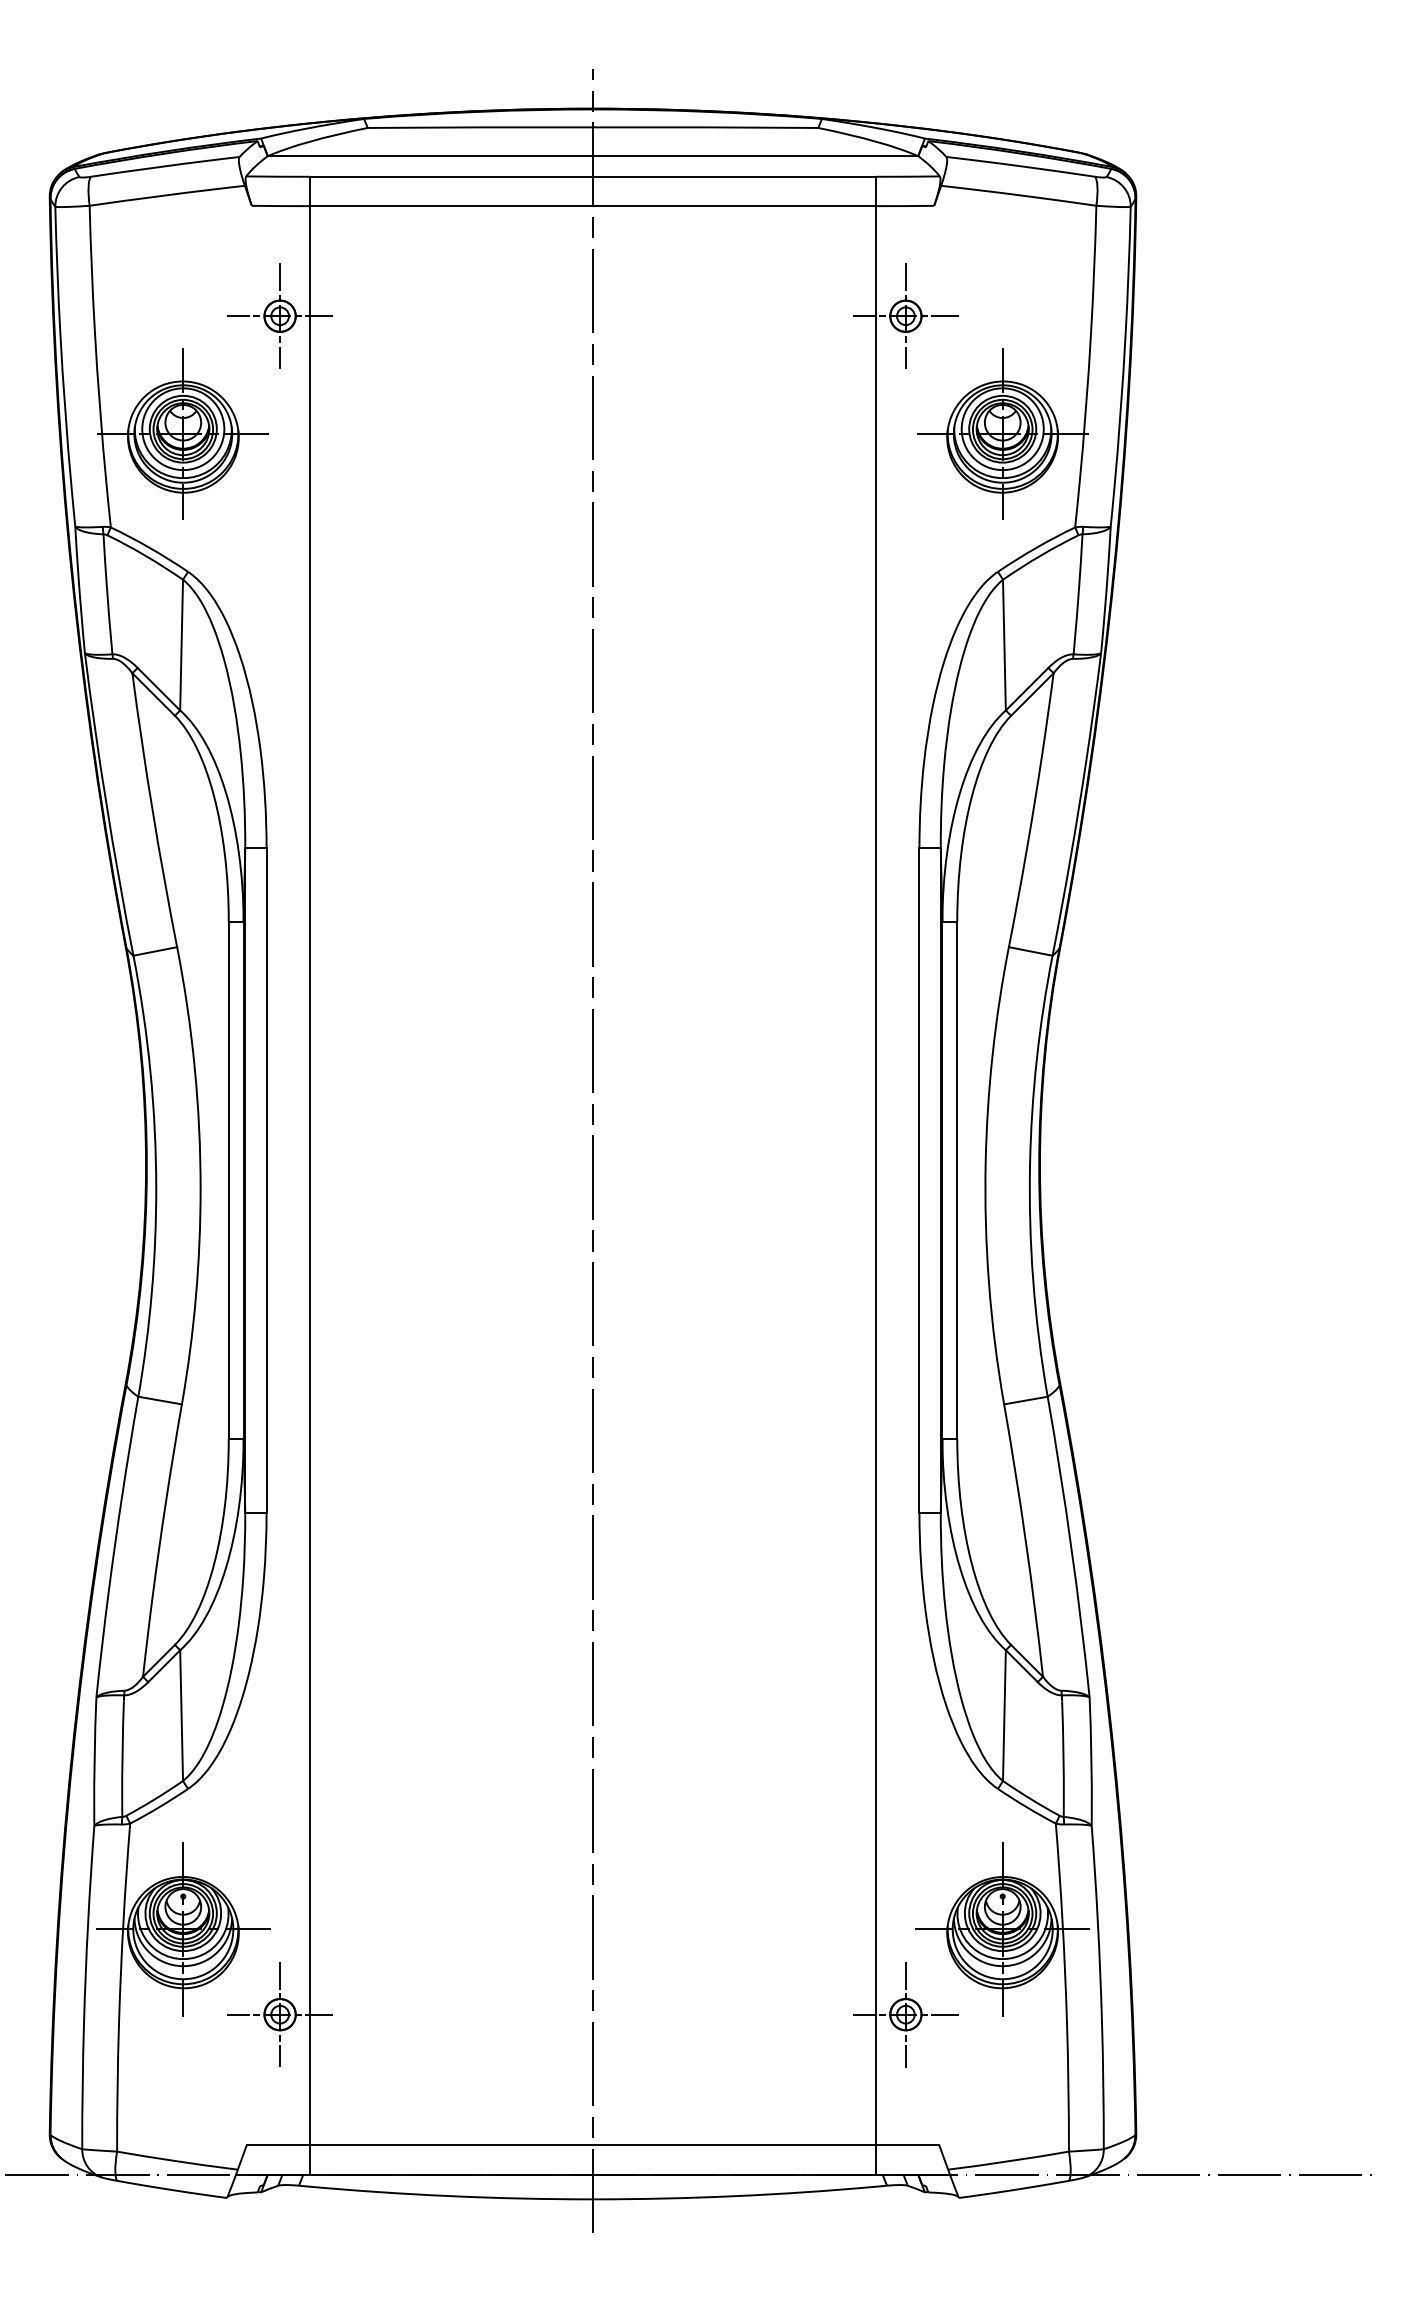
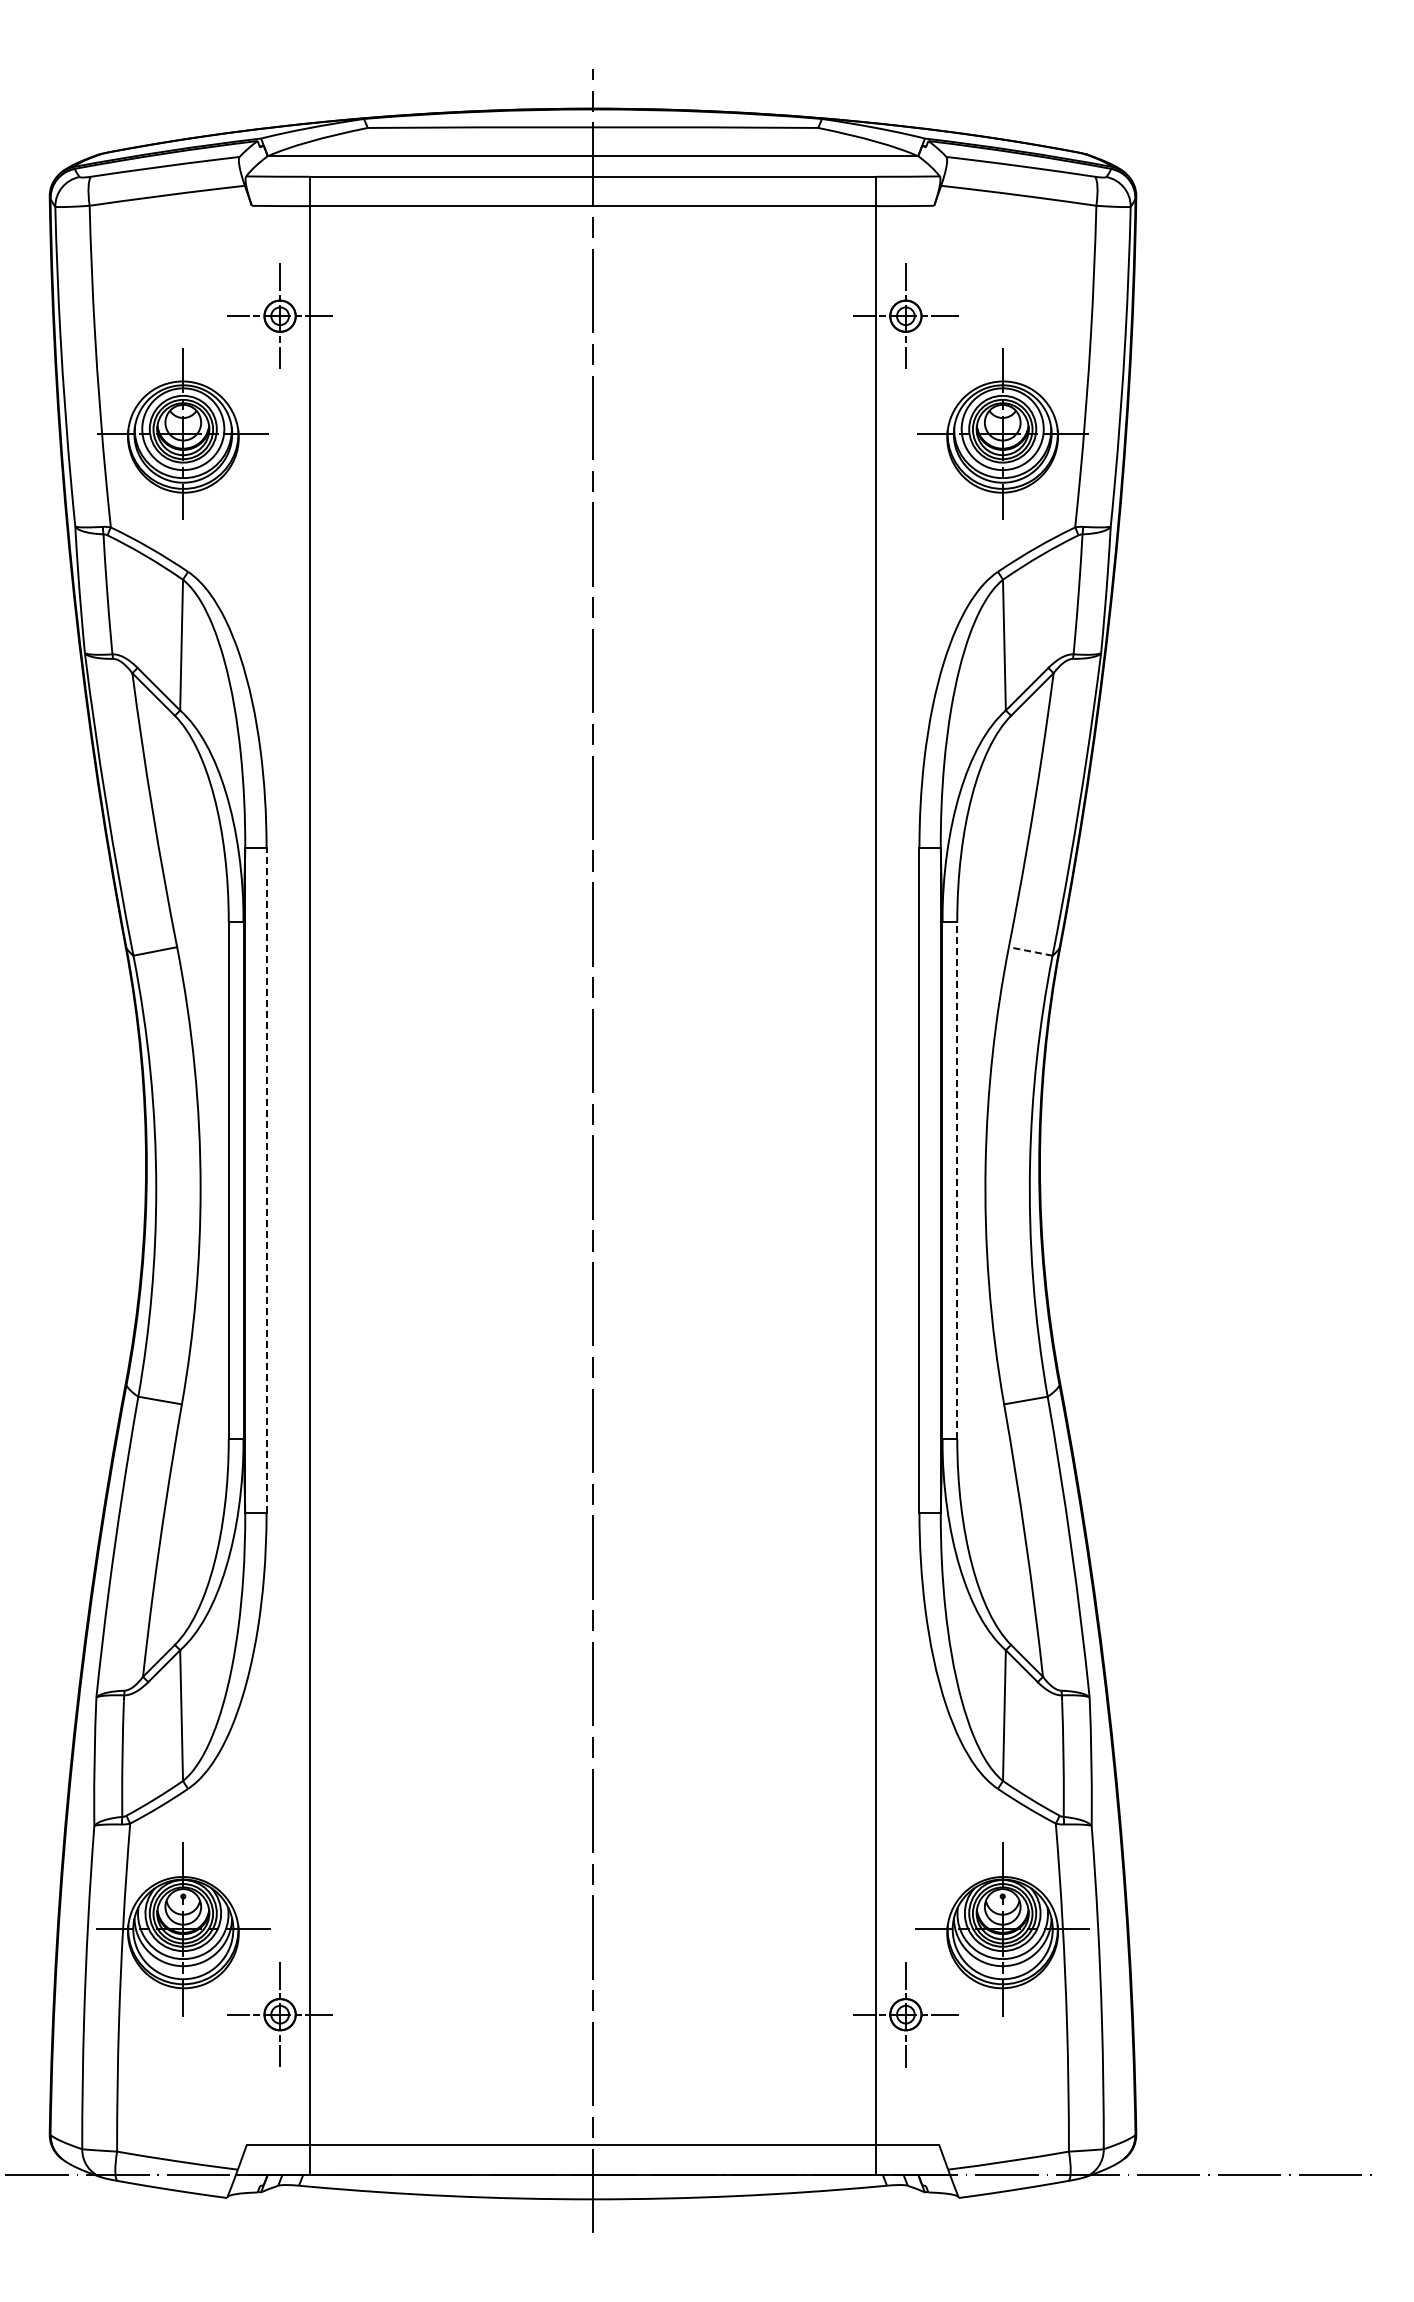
line: solid -> dashed (1030, 951)
line: solid -> dashed (266, 1179)
line: solid -> dashed (957, 1180)
